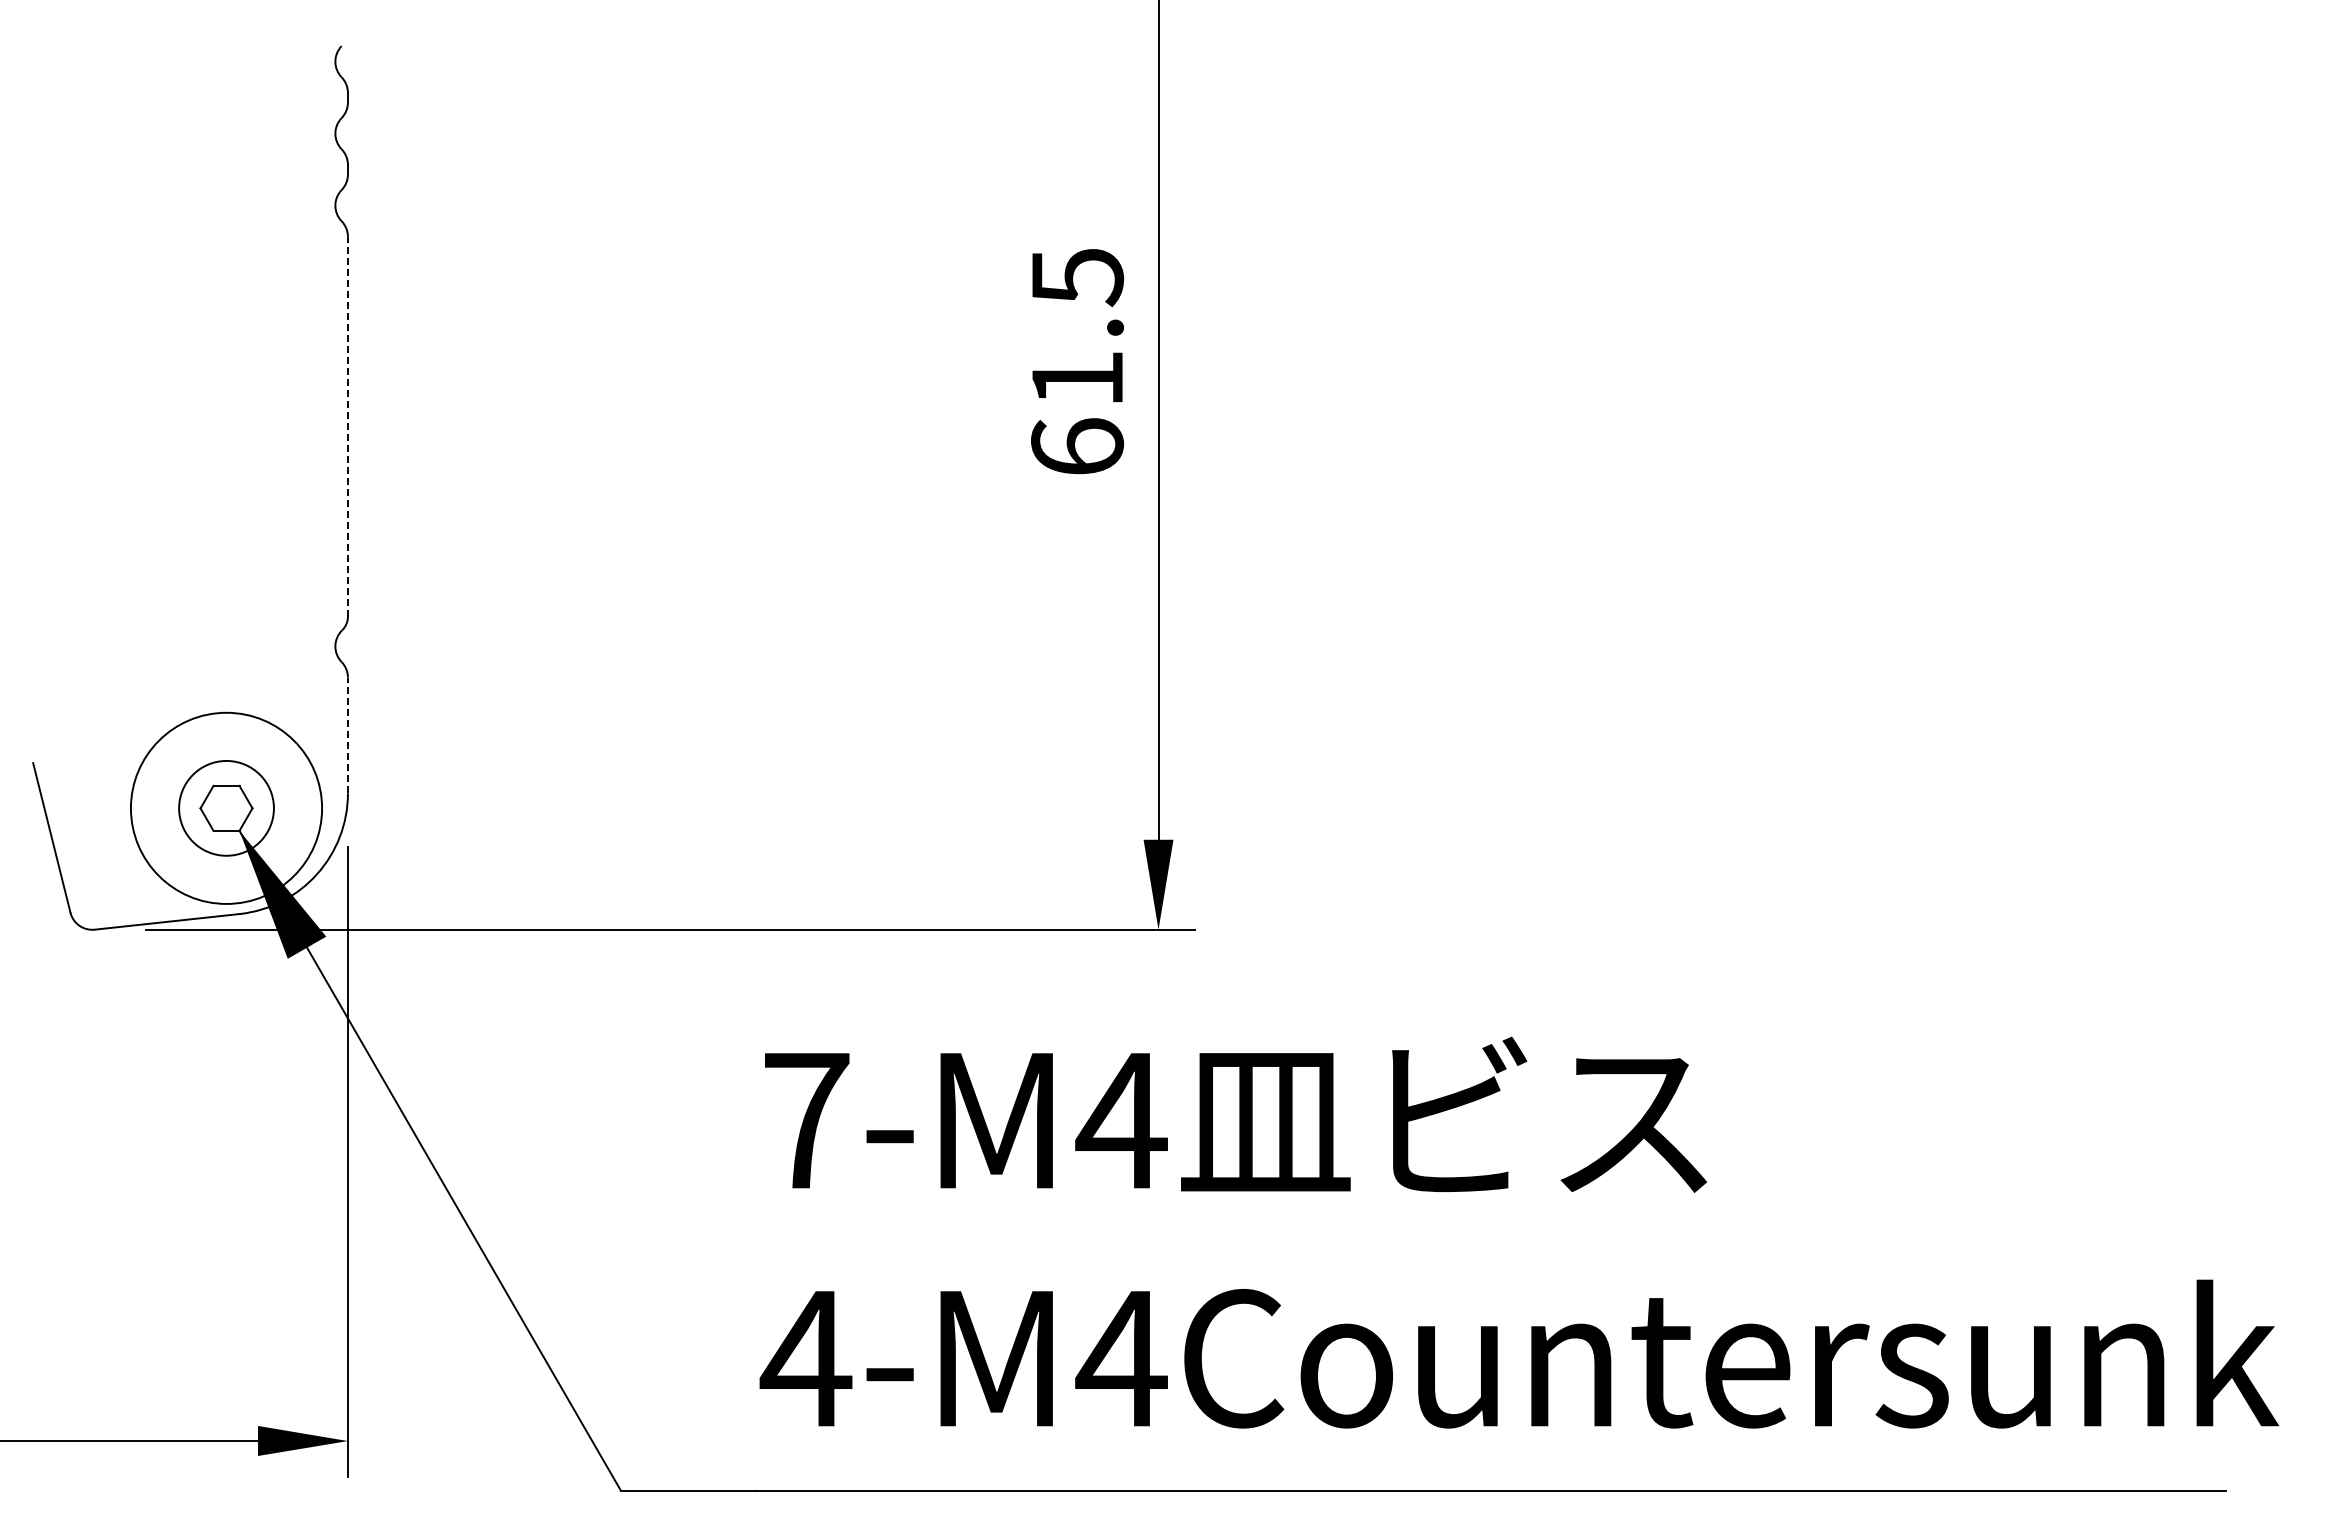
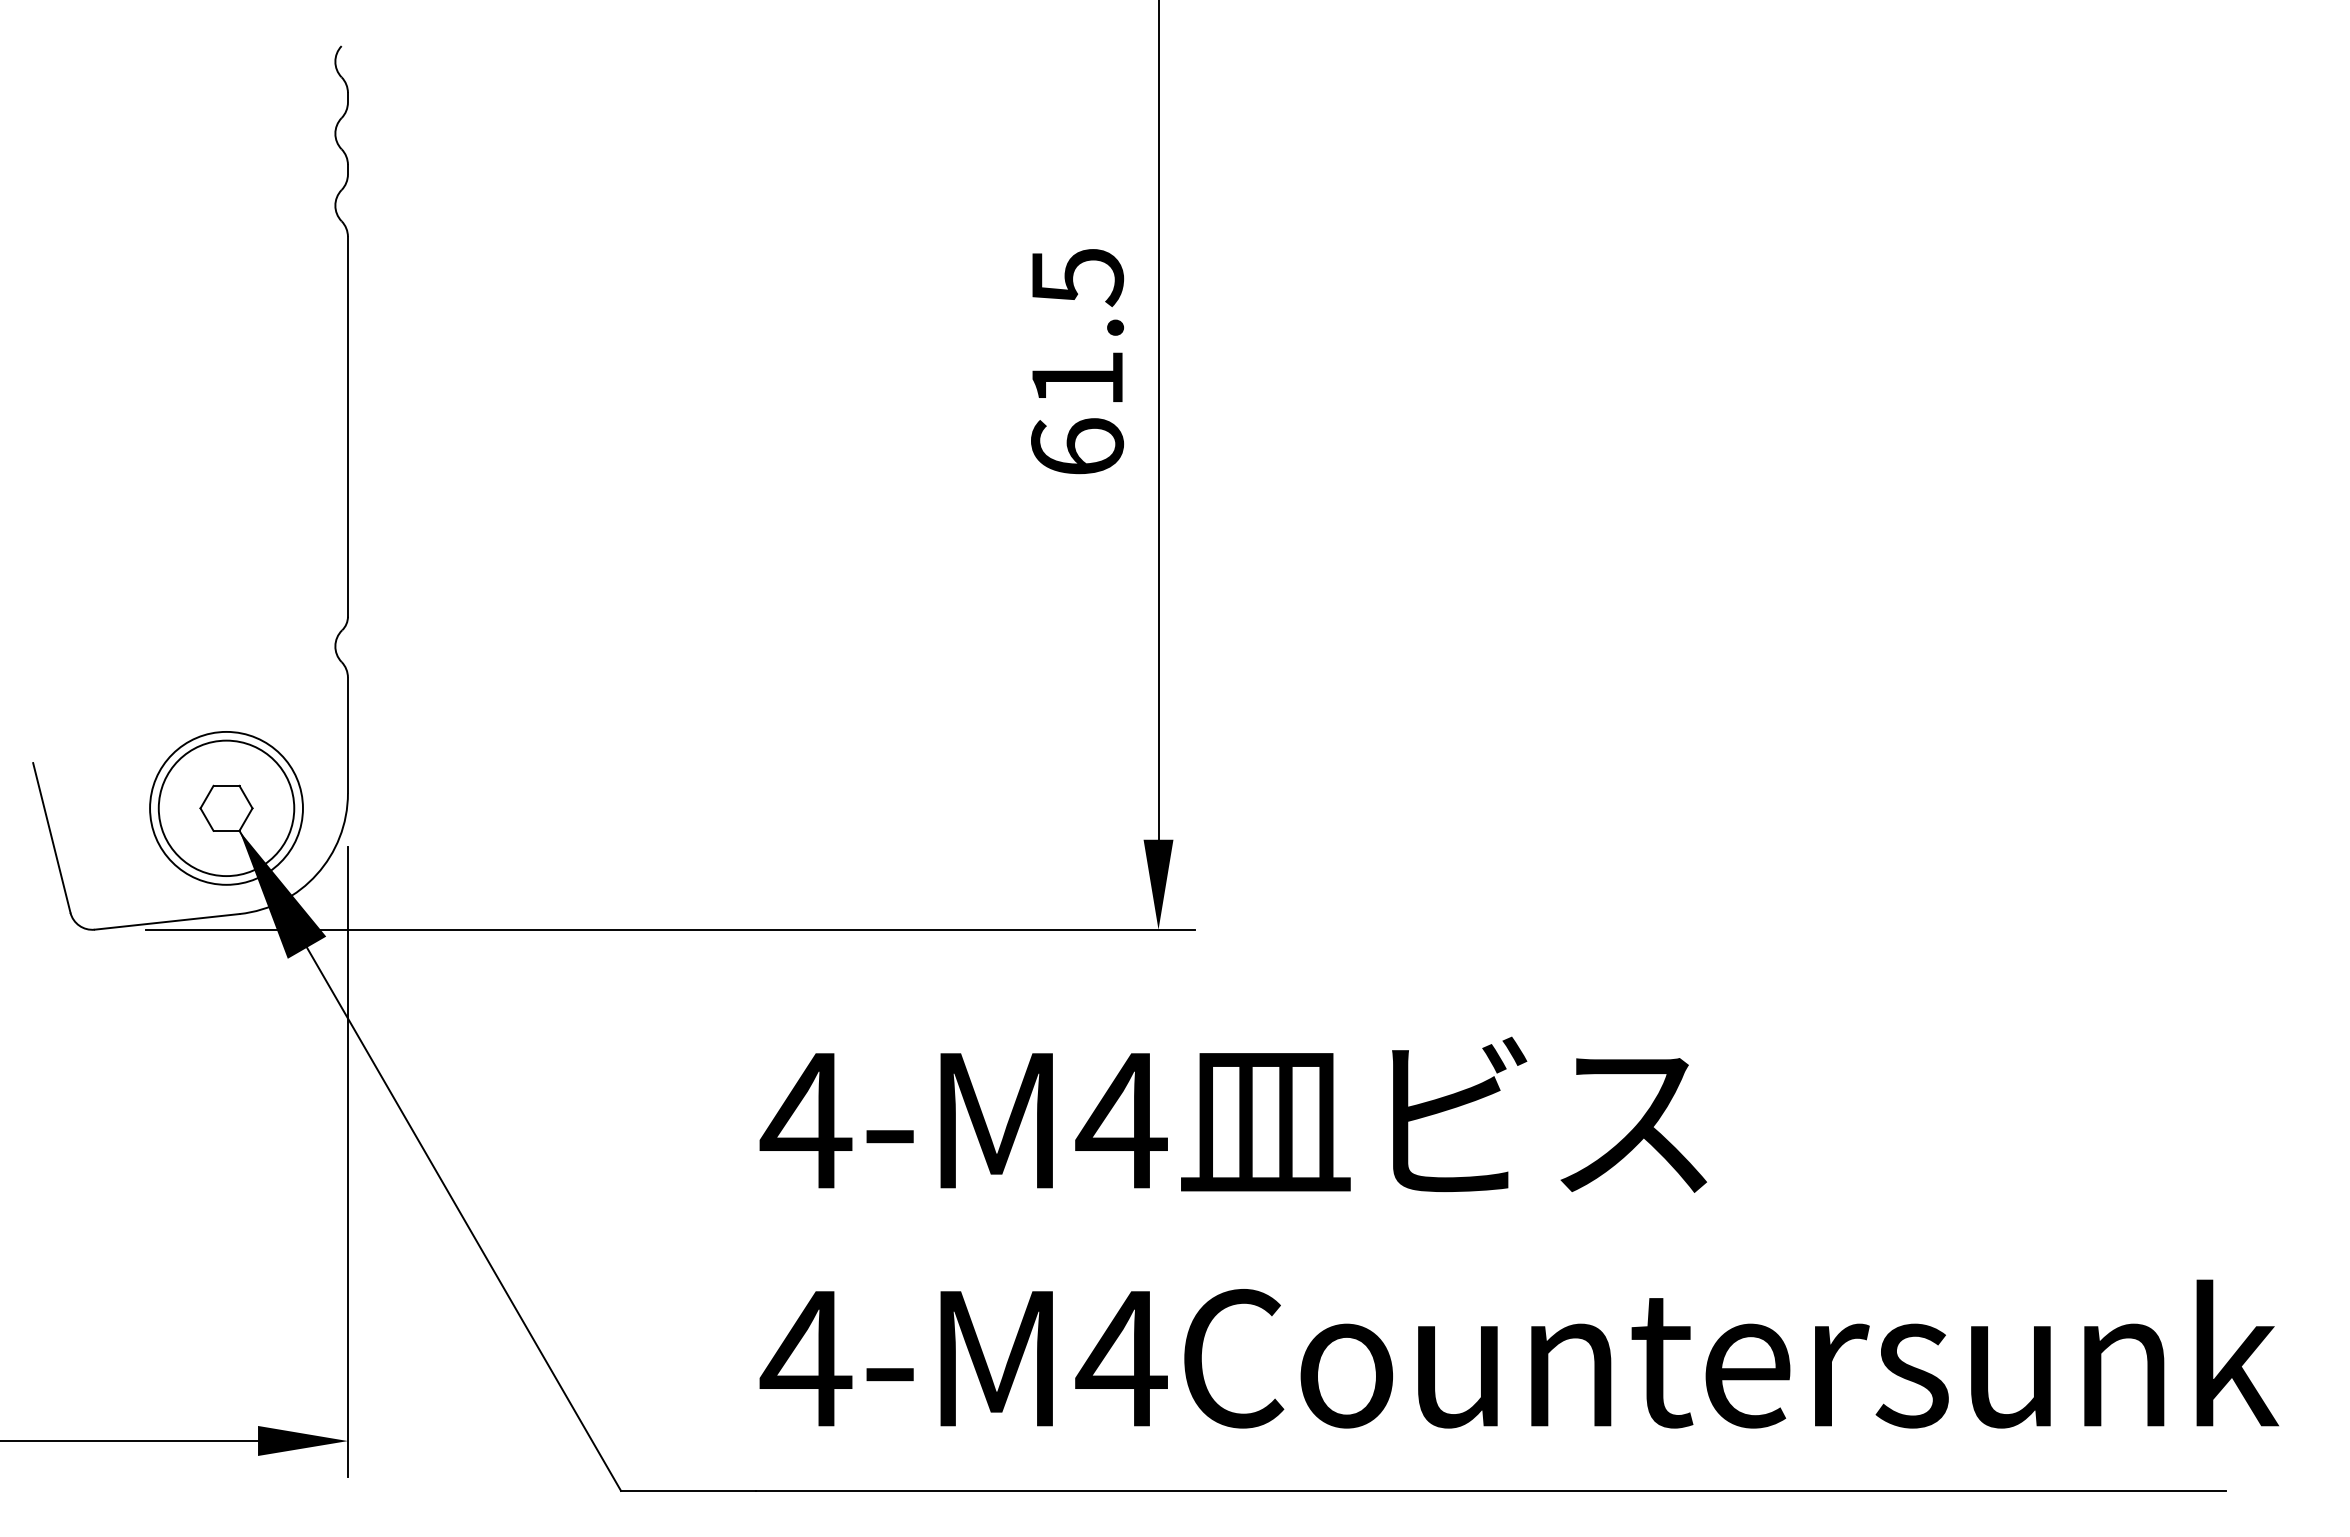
line: dashed -> solid (347, 426)
line: dashed -> solid (347, 735)
circle diameter: 191 px -> 153 px (226, 807)
circle diameter: 95 px -> 135 px (226, 808)
text: 7-M4 -> 4-M4 (805, 1120)
